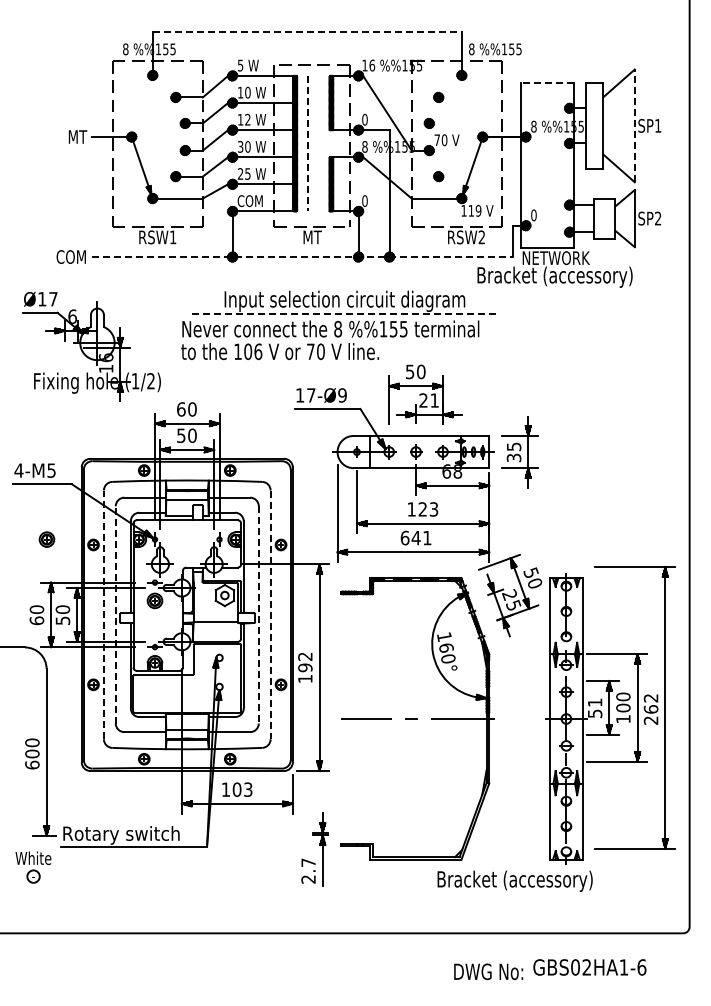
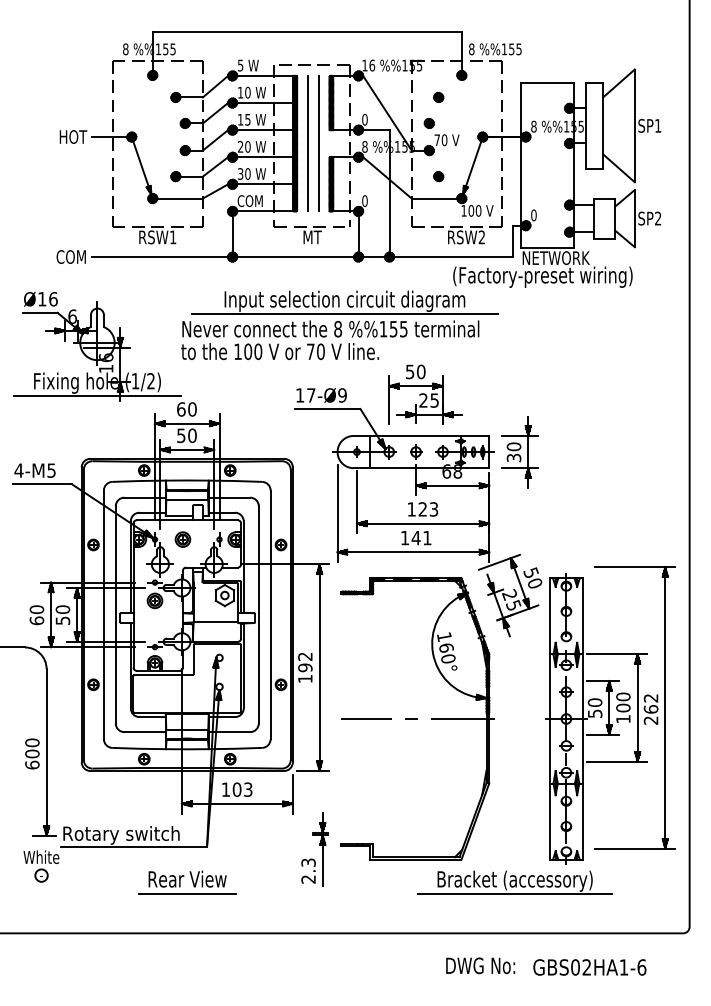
line: dashed -> solid (307, 31)
line: dashed -> solid (547, 83)
text: 12 -> 15 (247, 119)
line: dashed -> solid (634, 125)
text: MT -> HOT (68, 136)
line: dashed -> solid (307, 143)
line: none -> present (318, 143)
text: 30 -> 20 (240, 147)
text: 25 -> 30 (244, 173)
text: 119 -> 100 (474, 210)
line: dashed -> solid (303, 257)
text: Bracket (accessory) -> (Factory-preset wiring) (540, 276)
text: Ø17 -> Ø16 (53, 299)
line: dashed -> solid (344, 313)
text: 106 -> 100 (258, 351)
line: none -> present (97, 395)
text: 21 -> 25 (434, 400)
text: 35 -> 30 (513, 446)
text: 641 -> 141 (404, 537)
part position: (46, 539) -> (182, 539) (182, 539)
line: dashed -> solid (103, 614)
line: dashed -> solid (115, 614)
line: dashed -> solid (258, 614)
line: dashed -> solid (270, 615)
text: 51 -> 50 (594, 702)
text: 2.7 -> 2.3 (308, 862)
part position: (33, 867) -> (41, 866) (41, 866)
part: none -> present (187, 882)
line: none -> present (514, 893)
text position: (488, 971) -> (480, 965) (480, 965)
